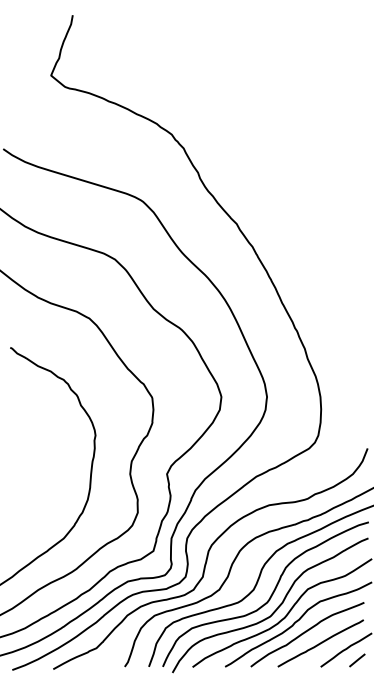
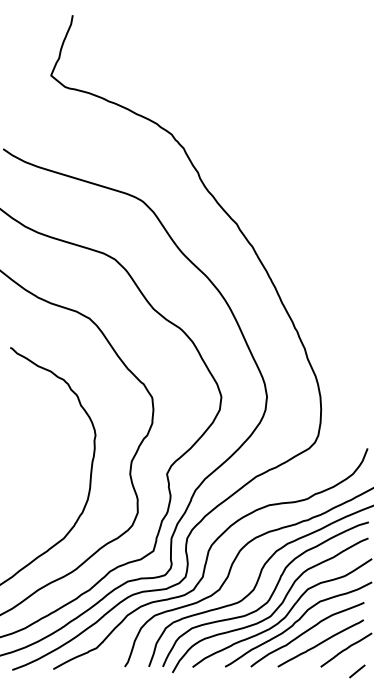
line position: (357, 660) -> (357, 671) (357, 671)
